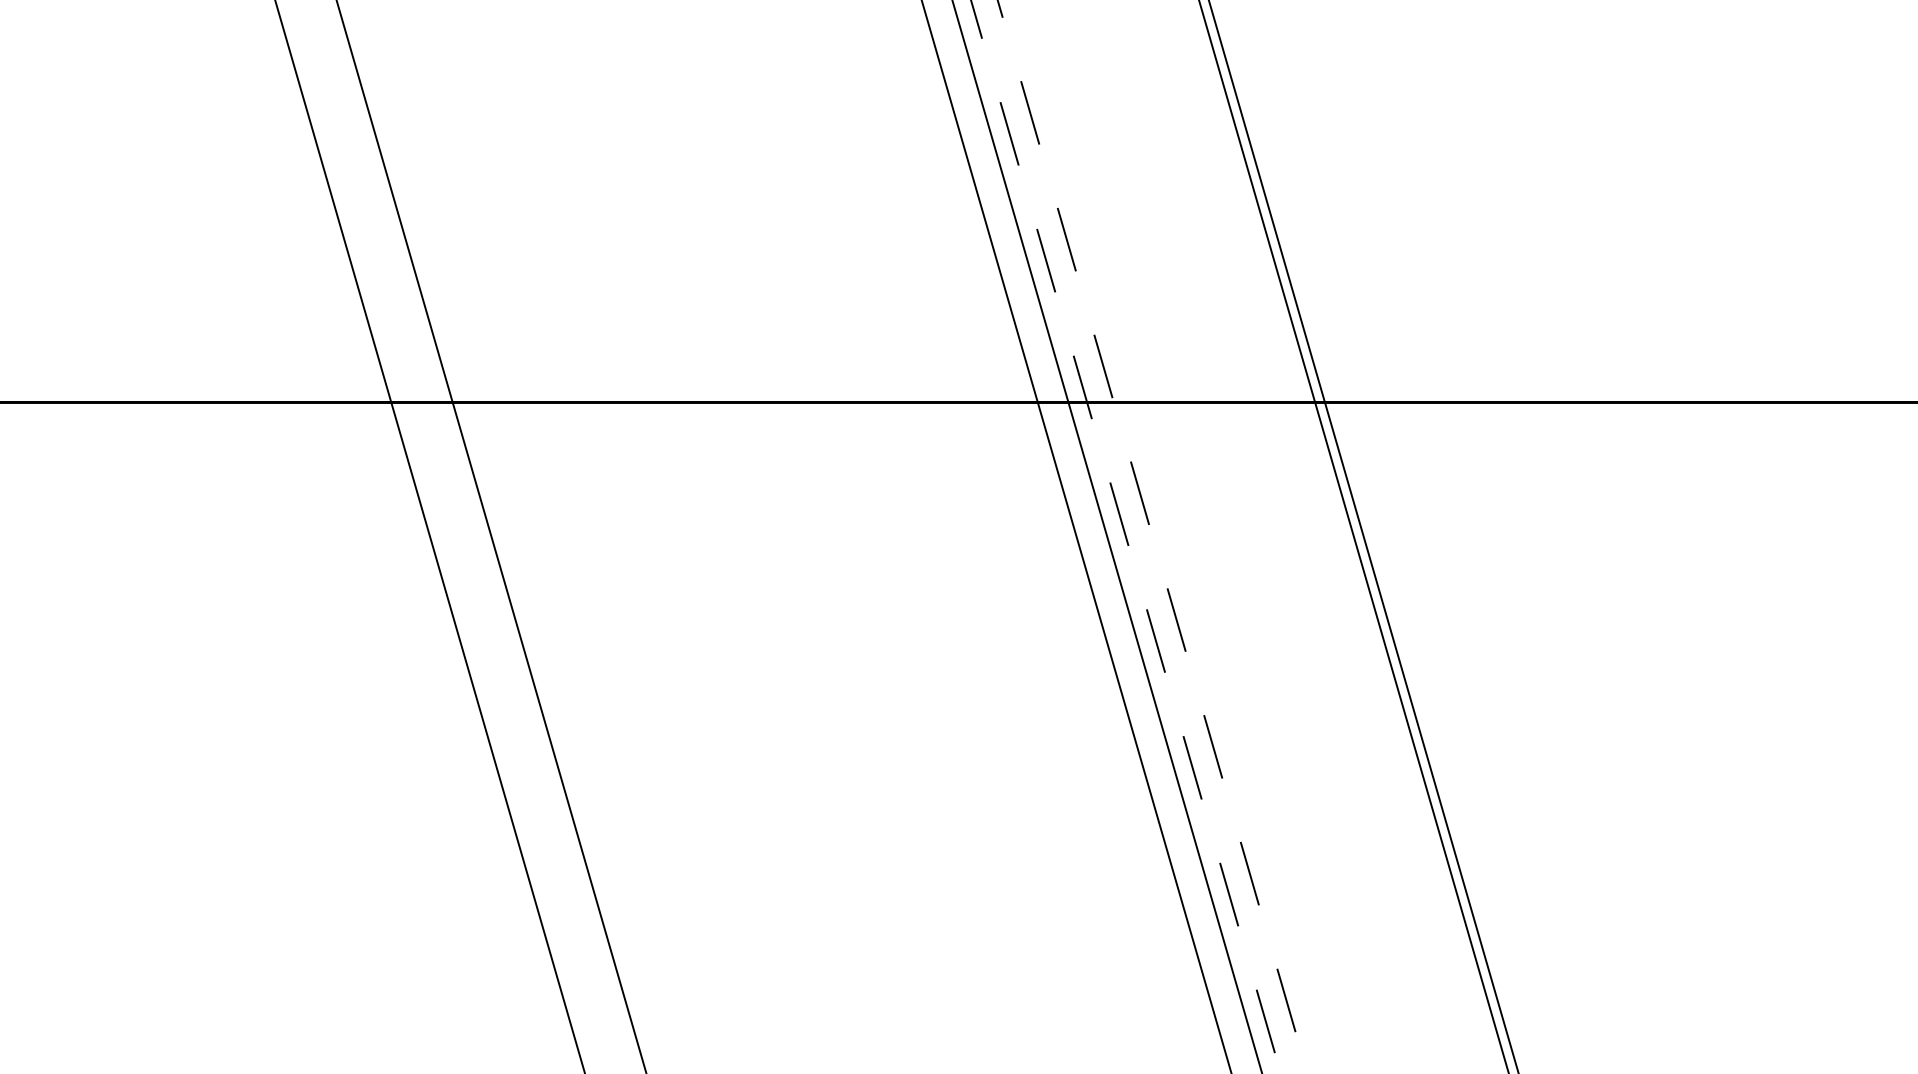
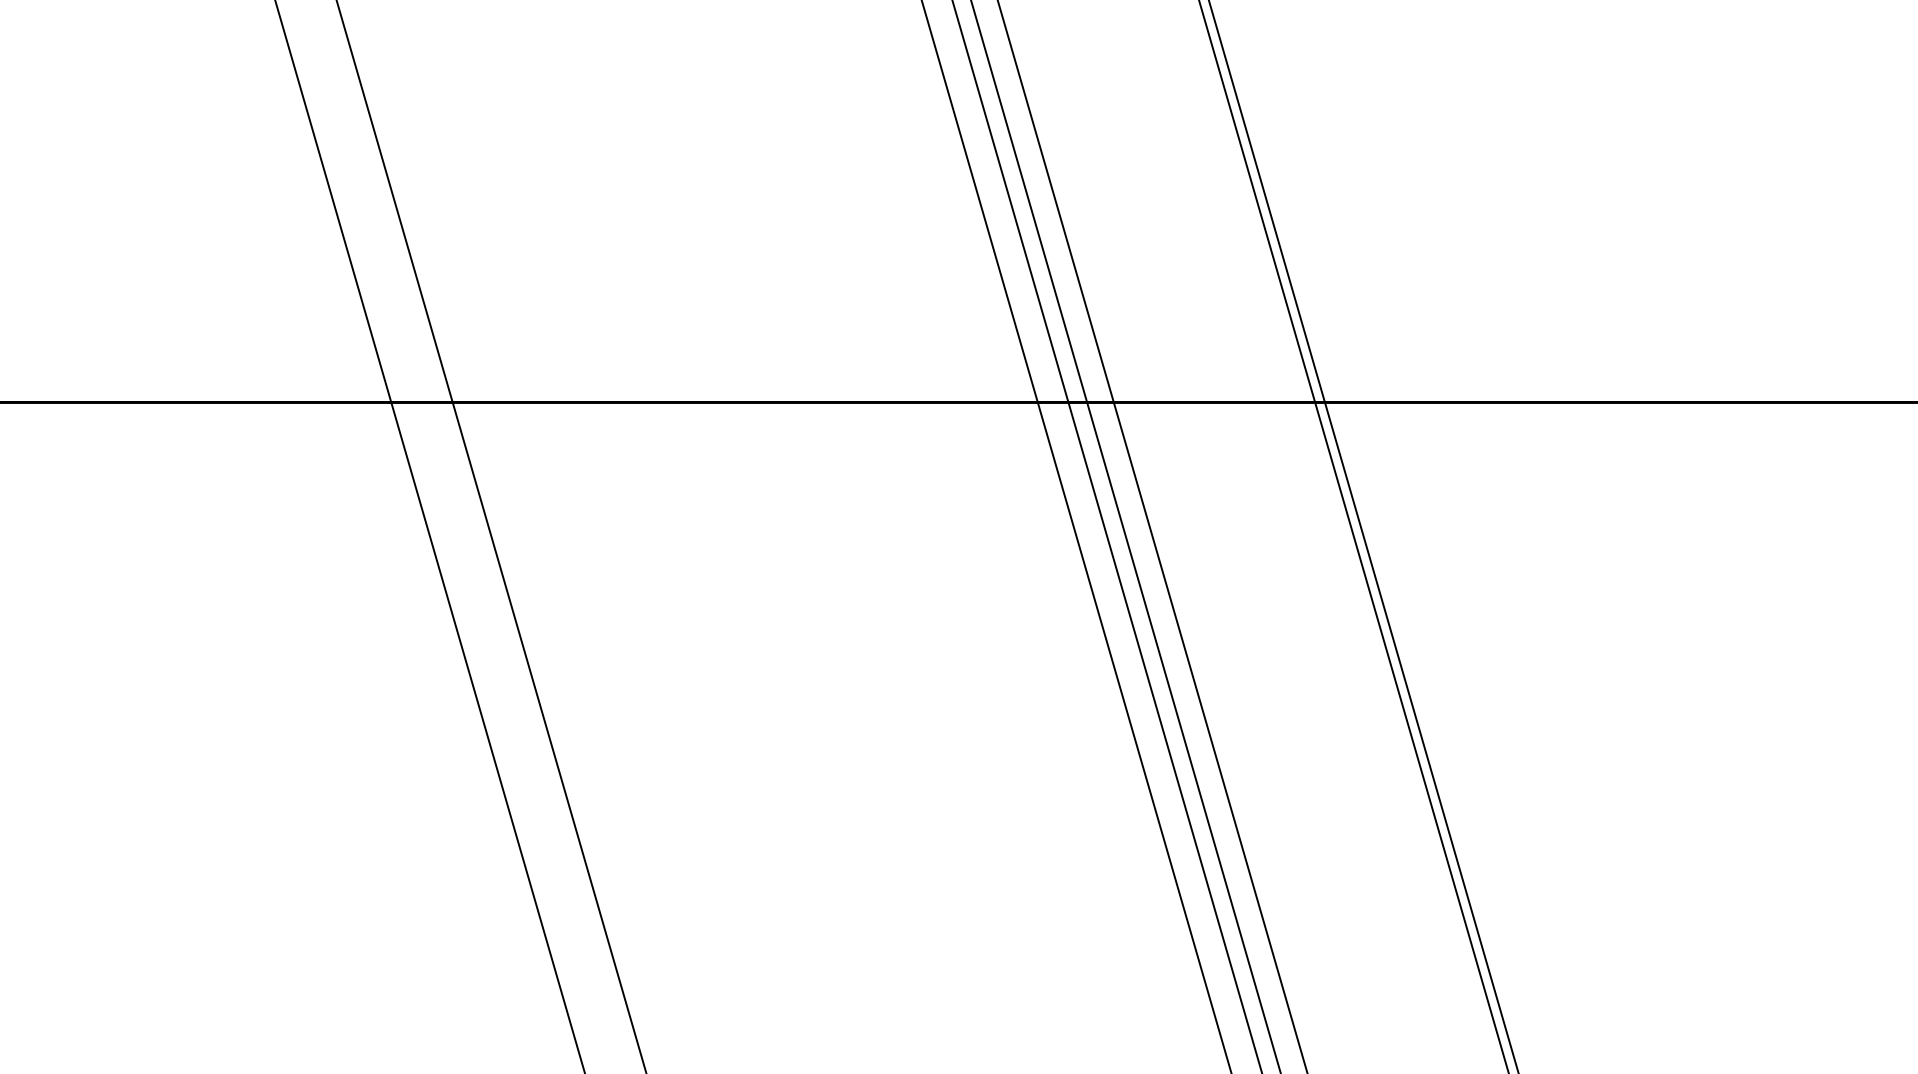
line: dashed -> solid (1152, 536)
line: dashed -> solid (1126, 537)
